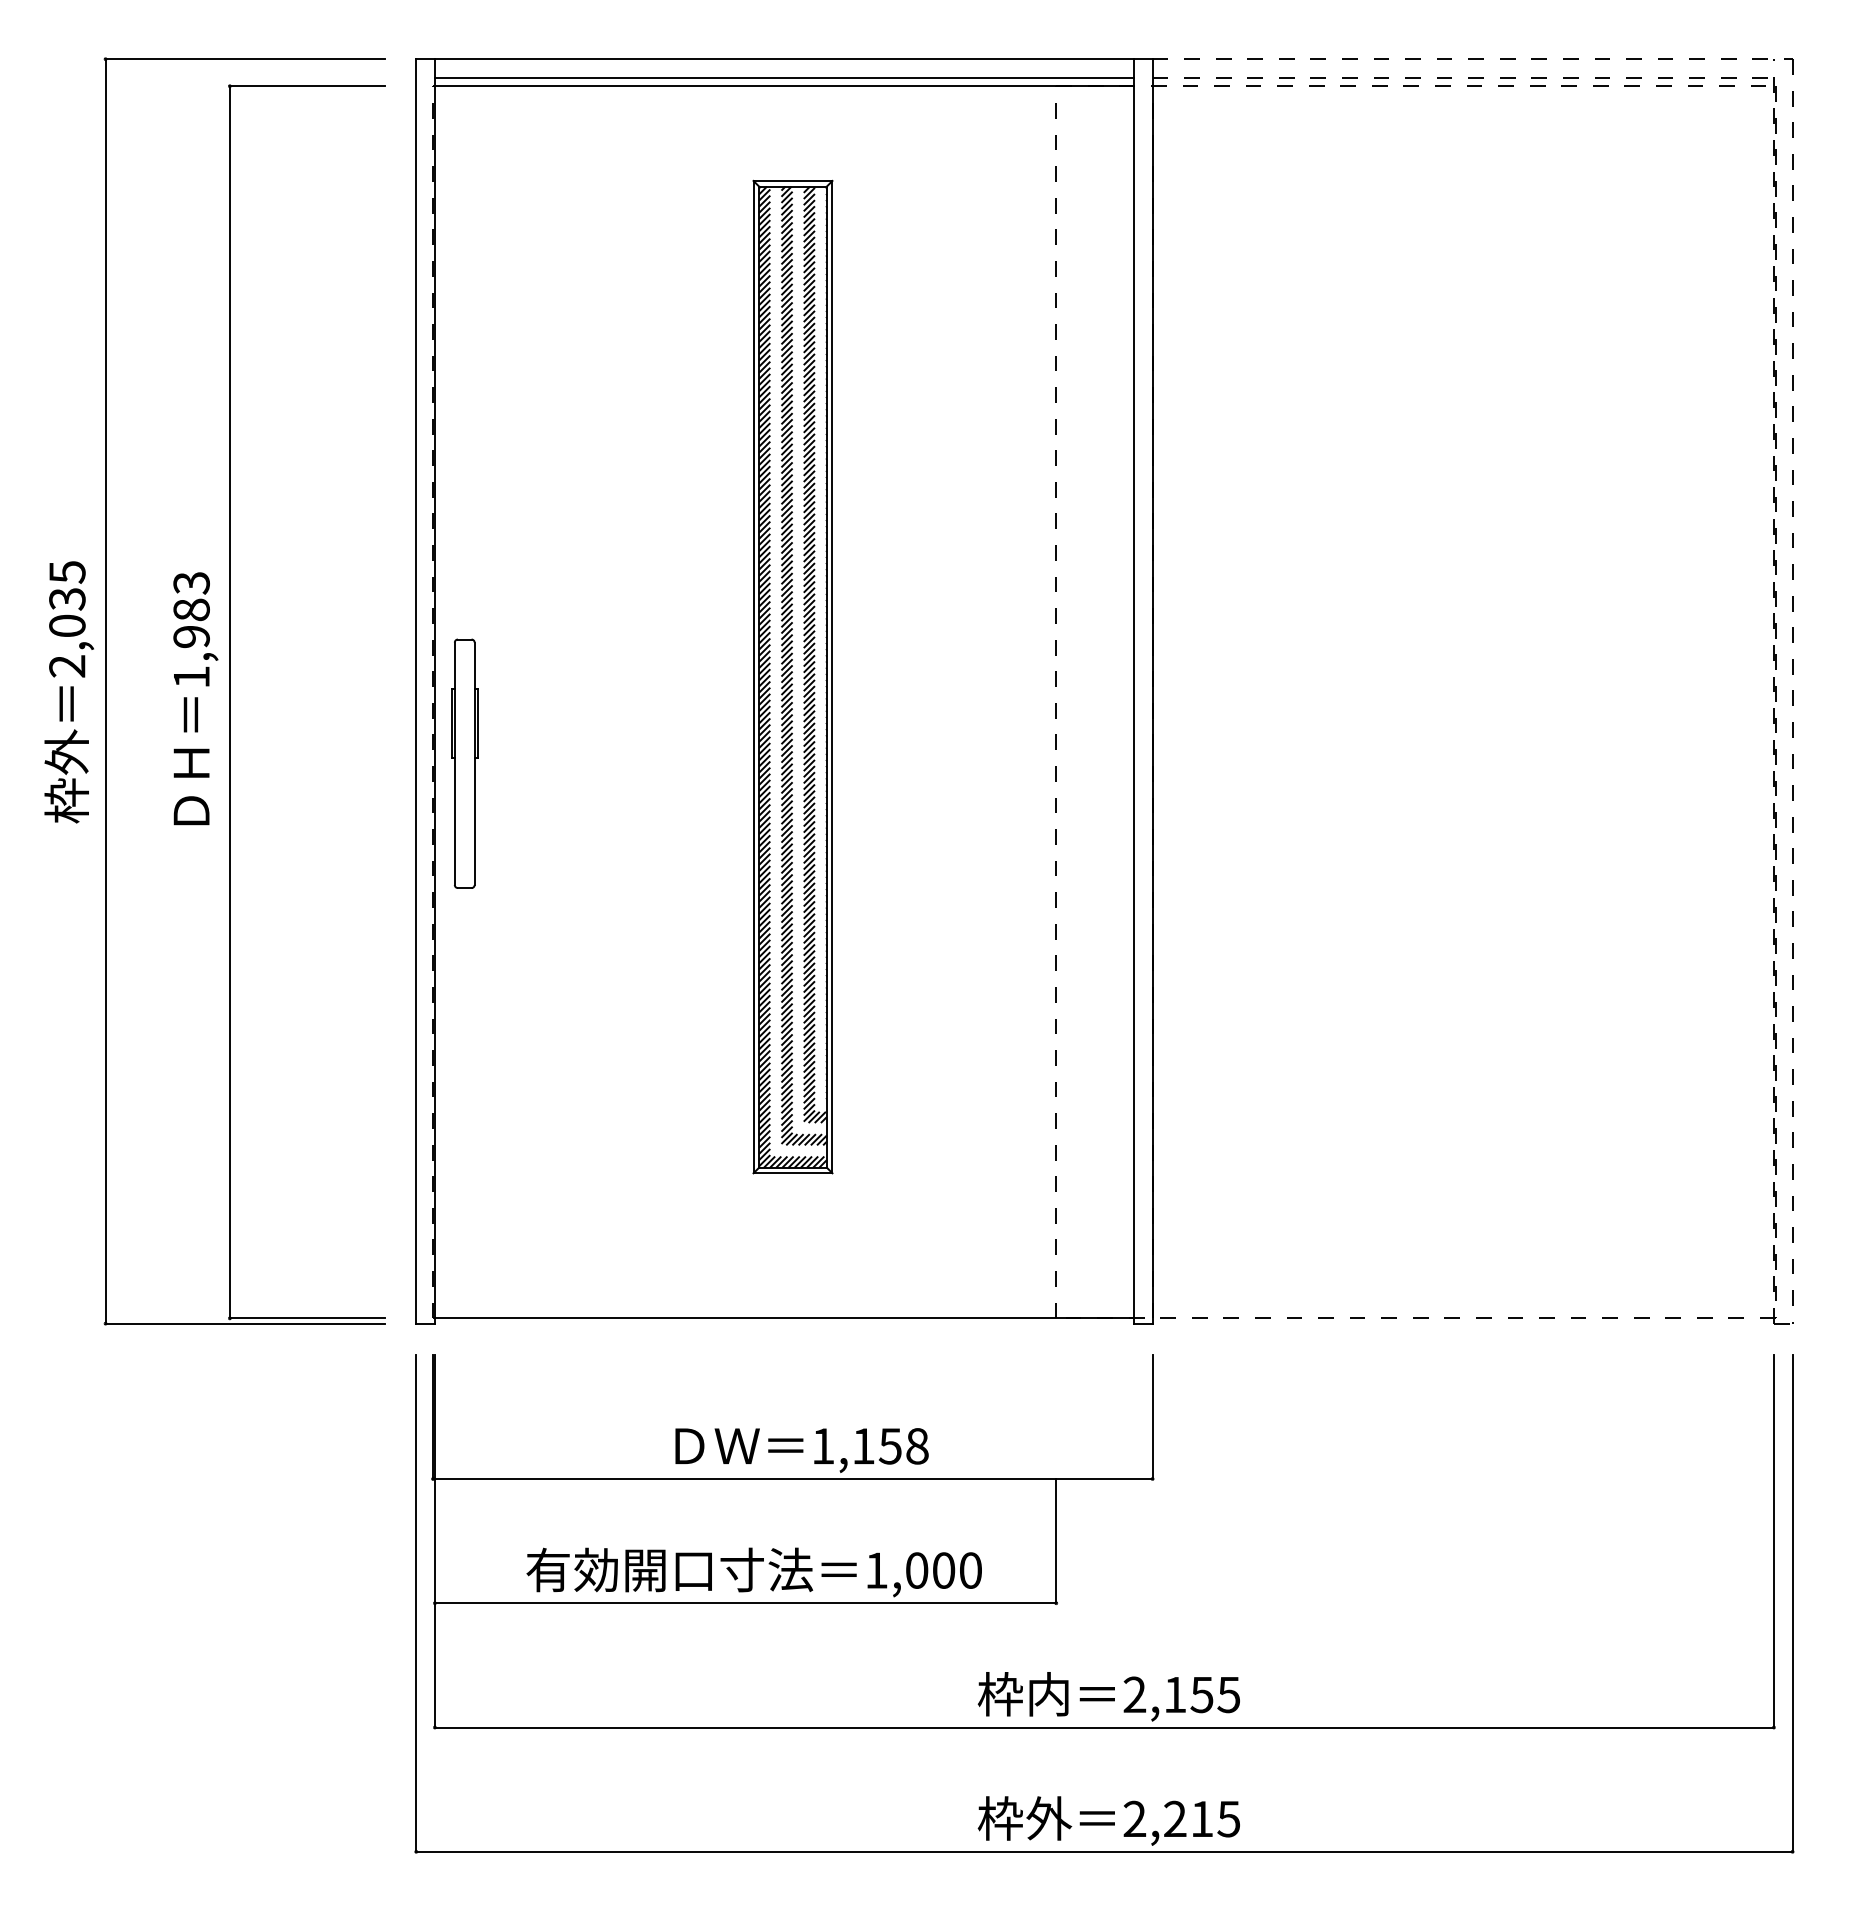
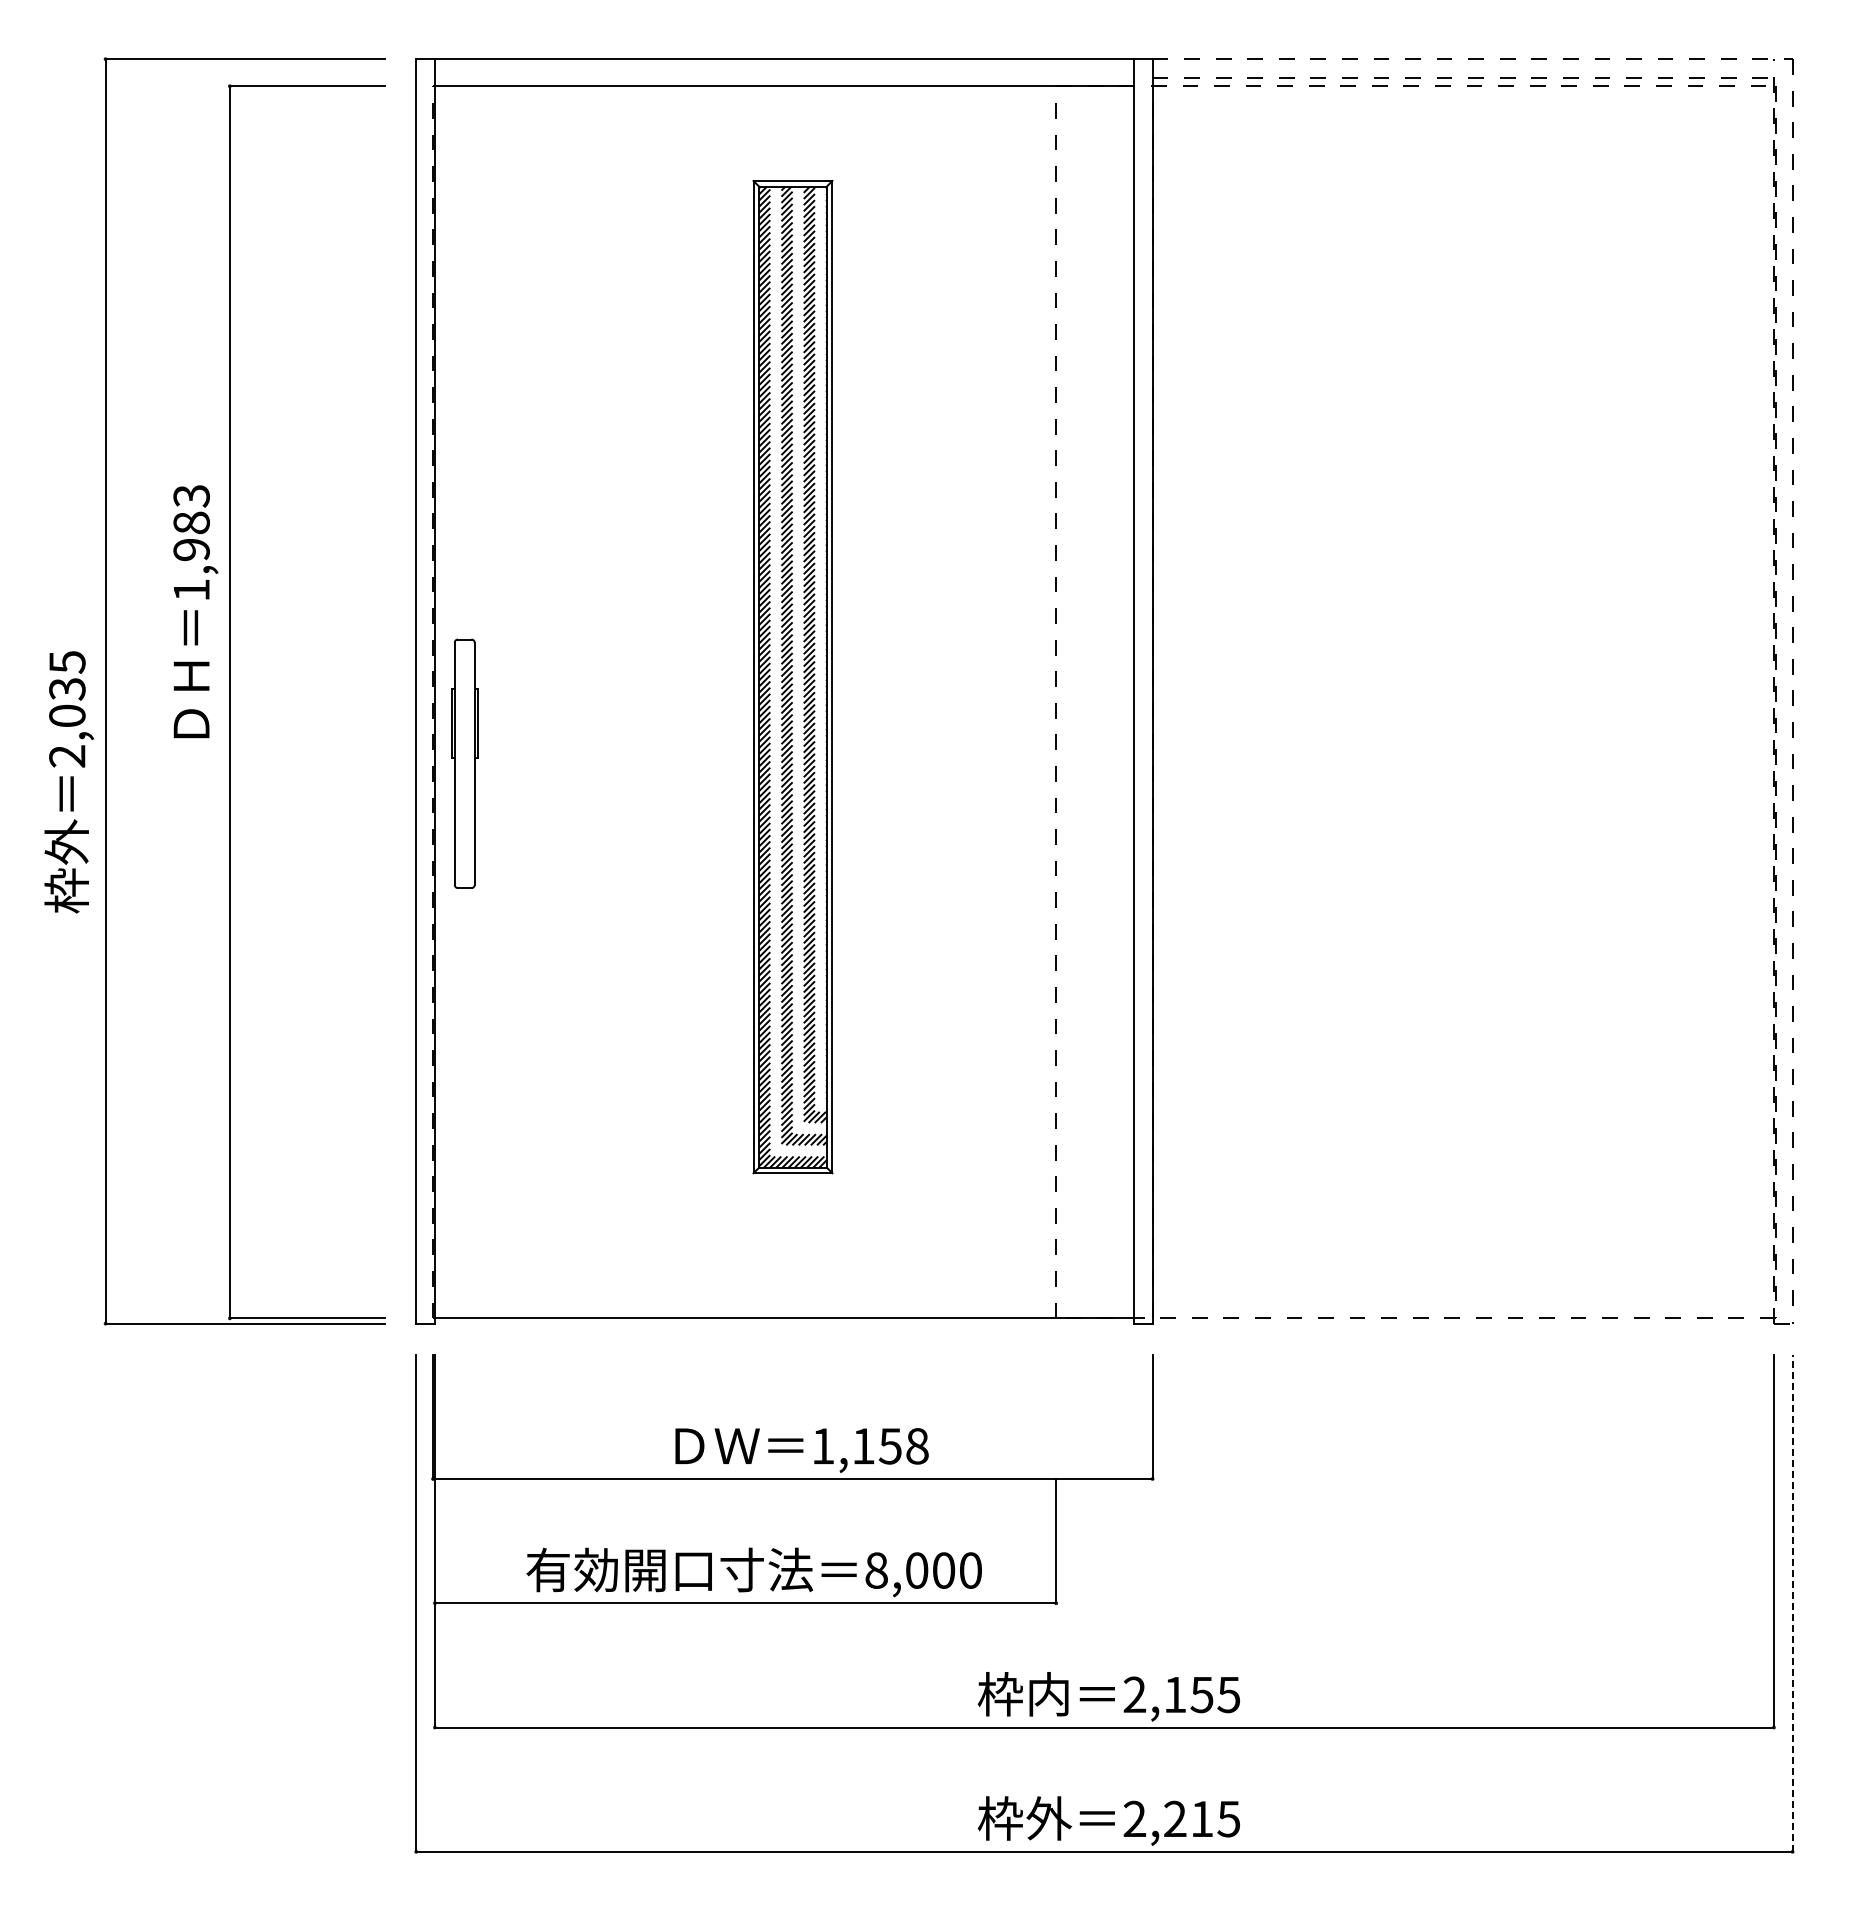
line: present -> none (783, 77)
text position: (68, 692) -> (68, 782) (68, 782)
text position: (195, 698) -> (195, 611) (195, 611)
text: 1,000 -> 8,000 (876, 1570)
line: solid -> dashed (1792, 1603)
